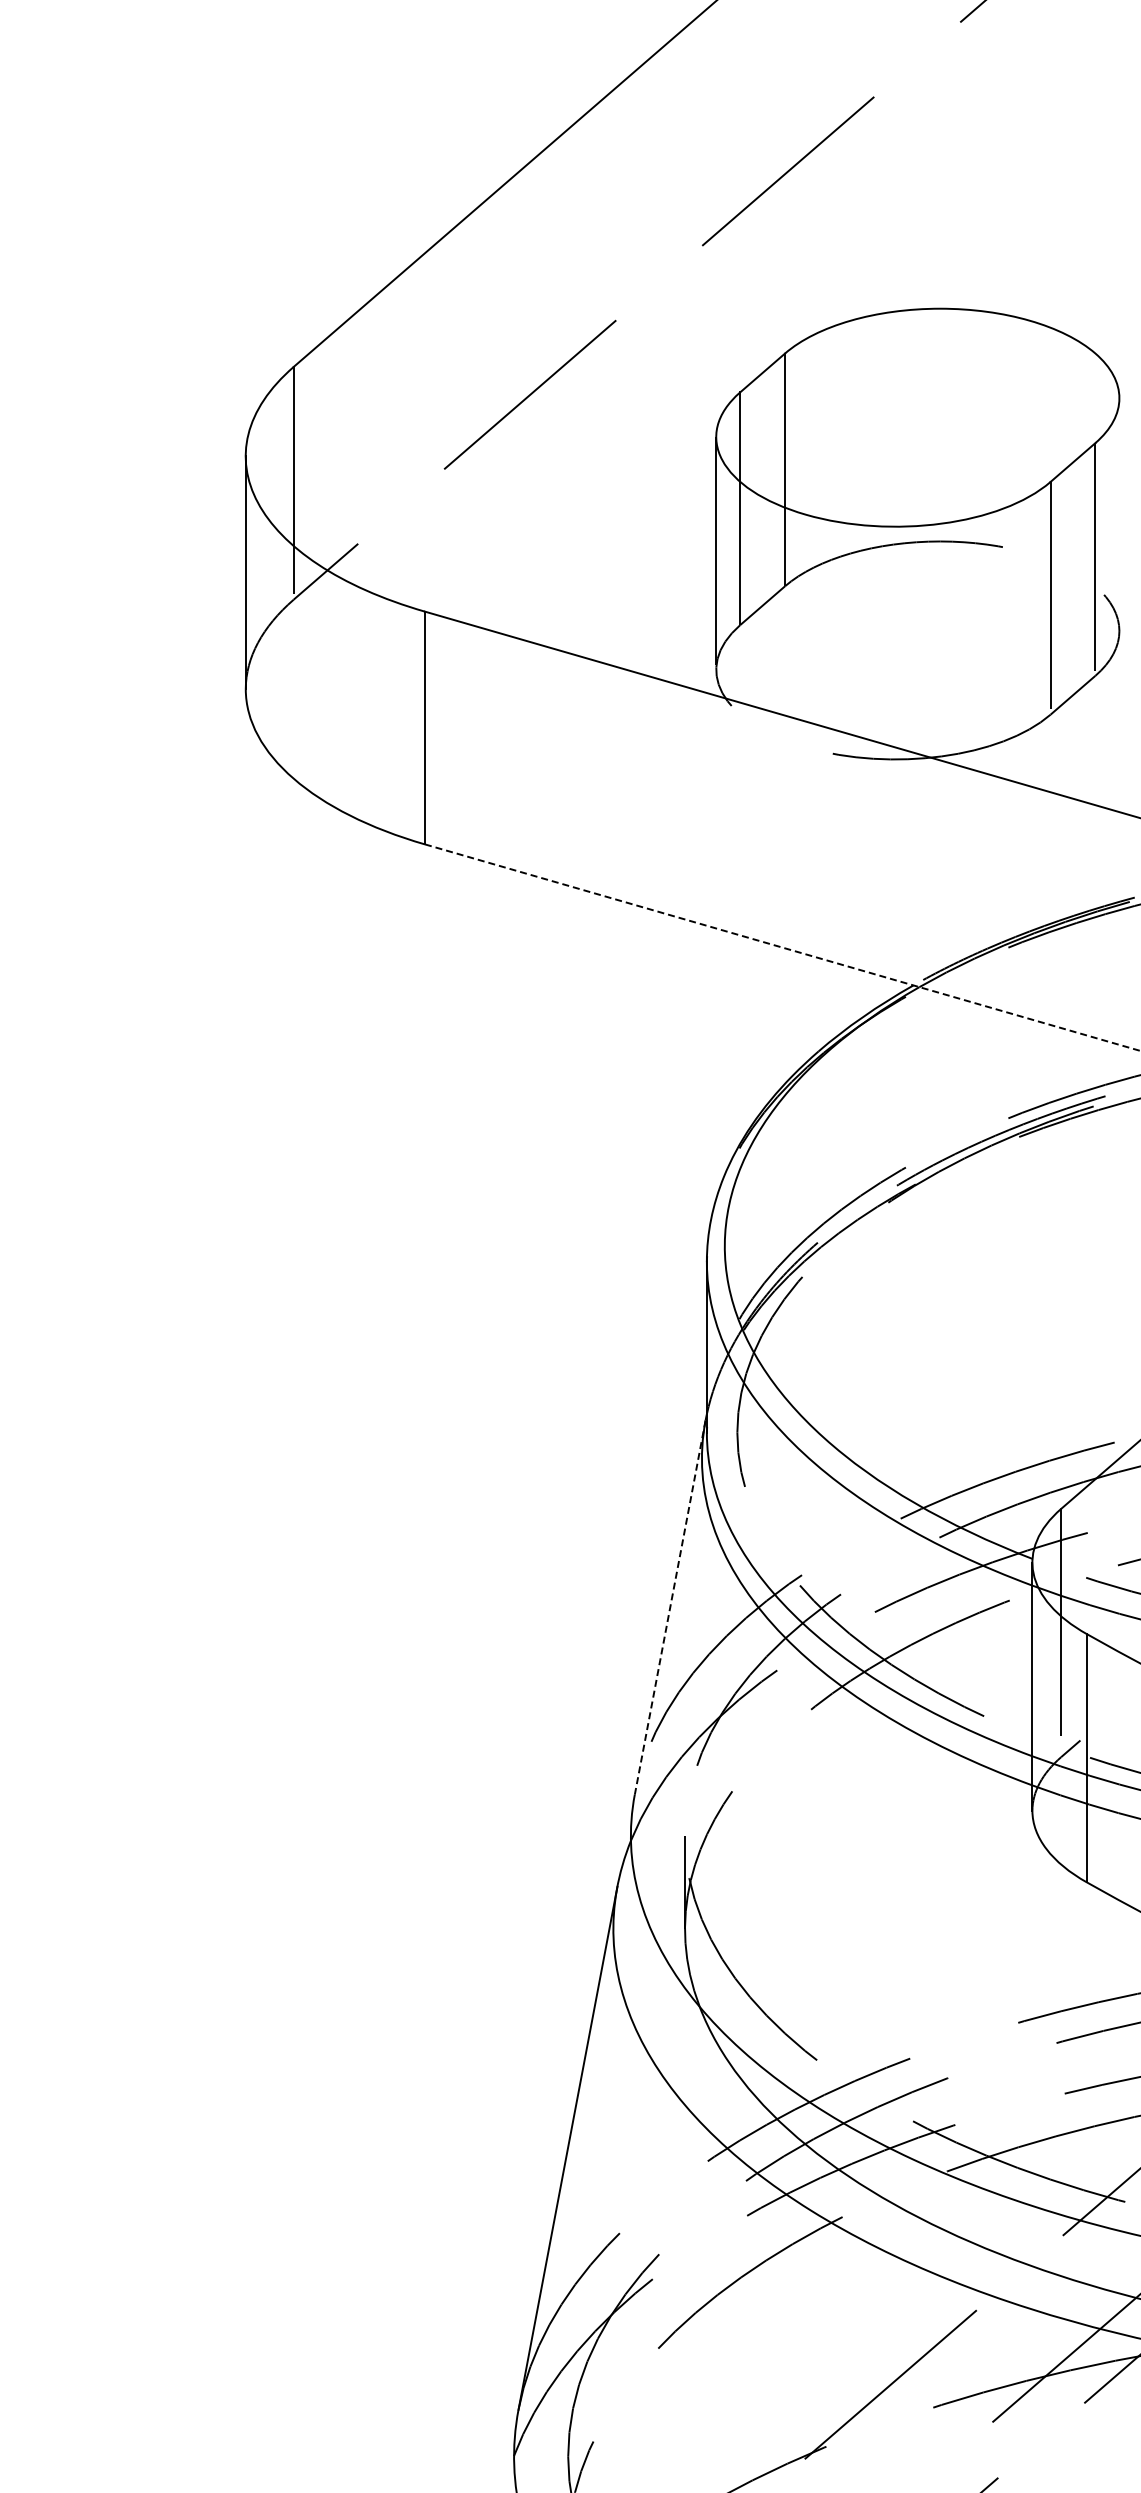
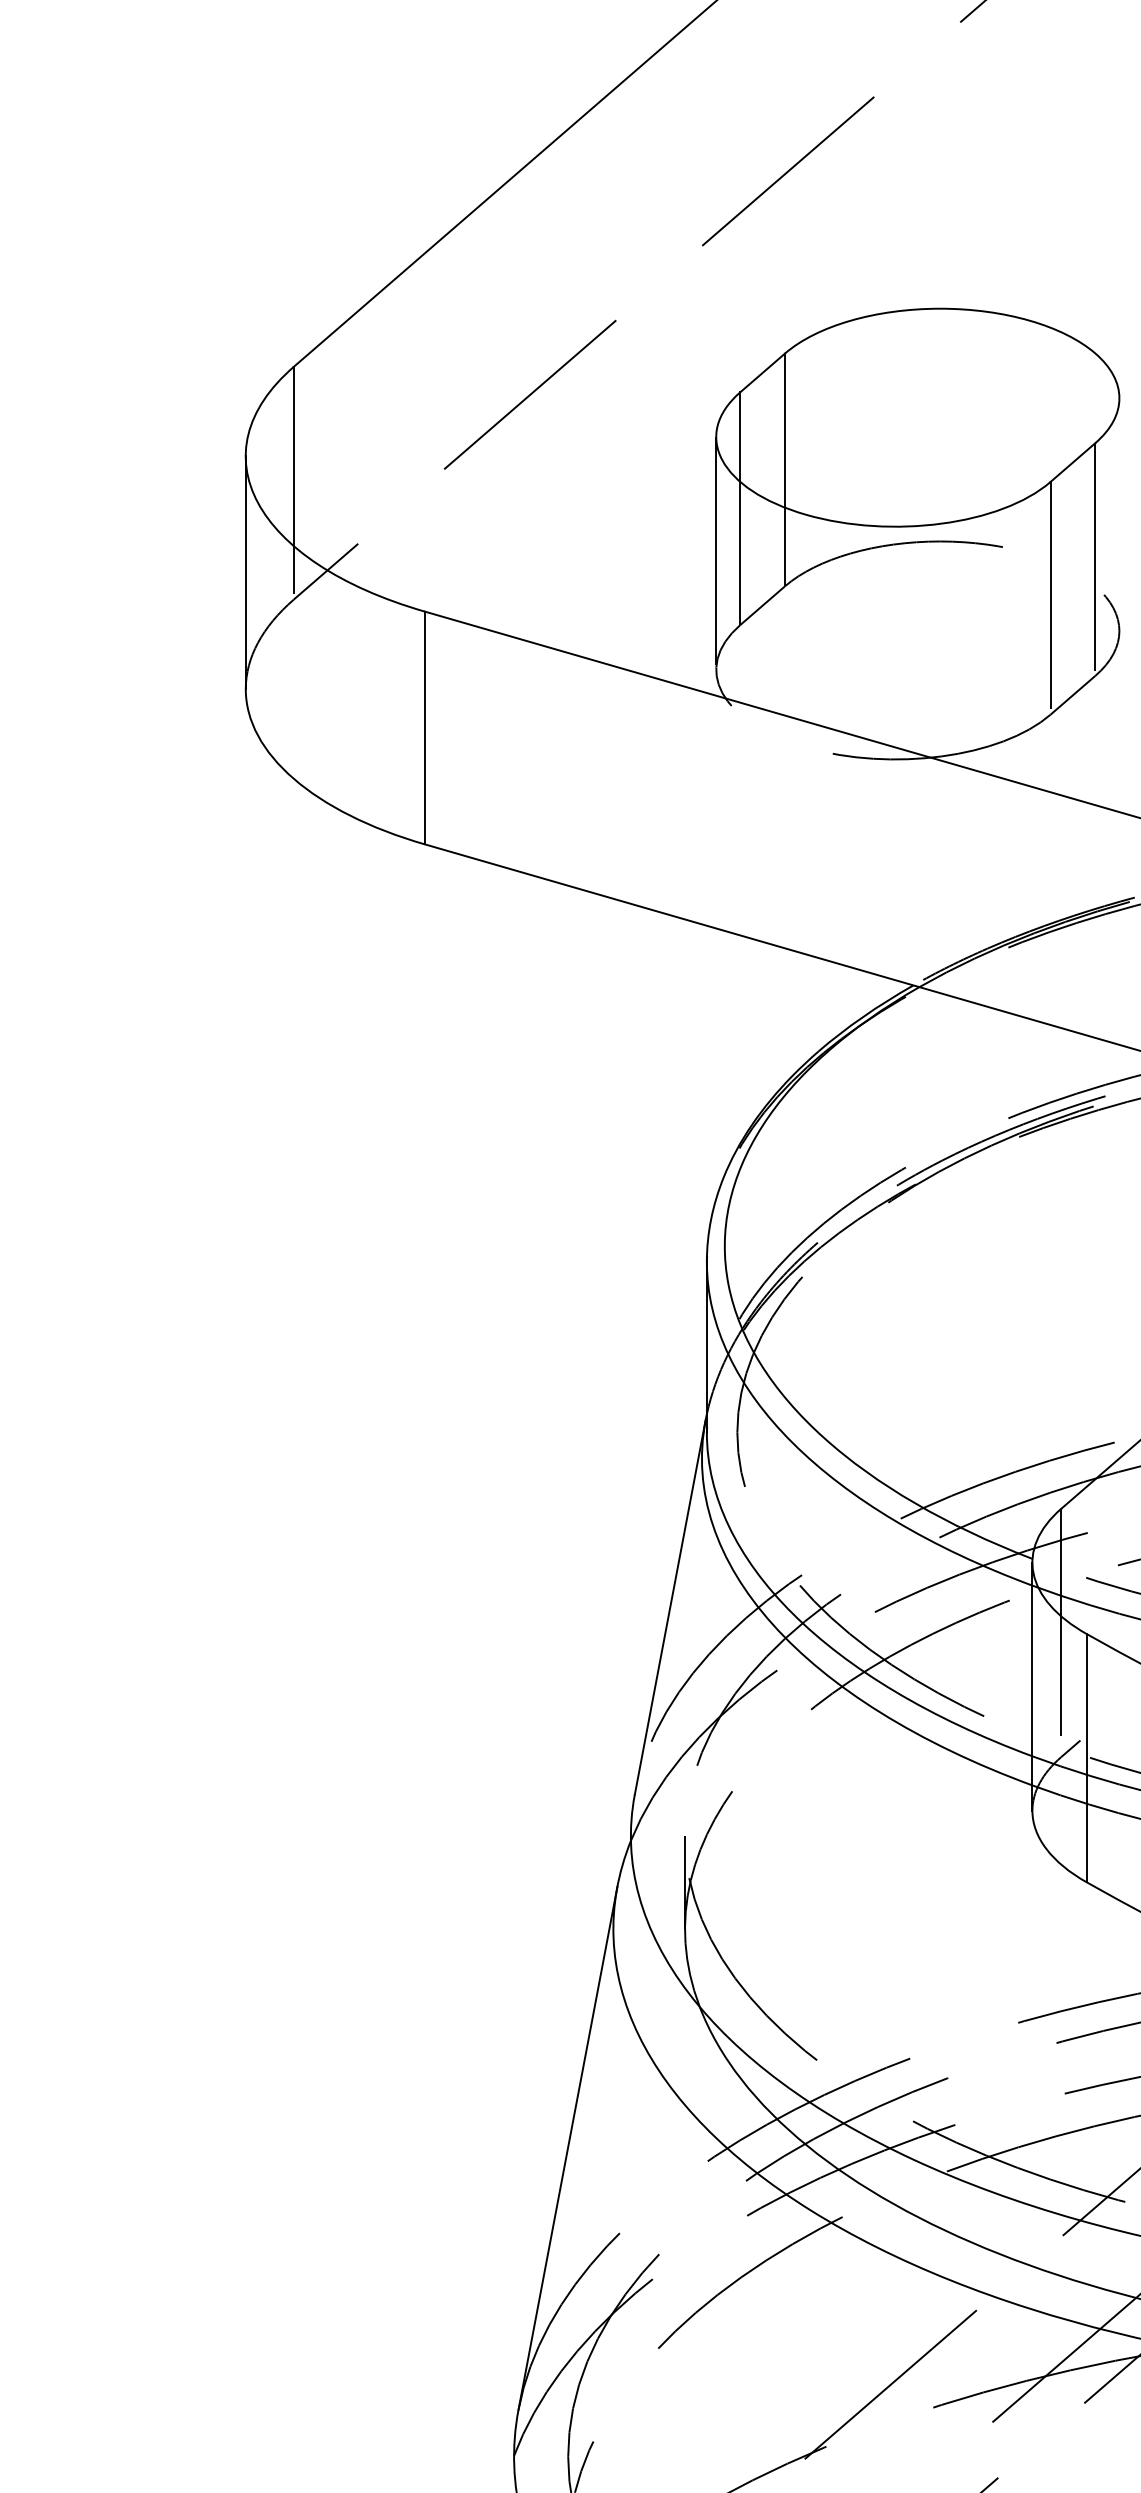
line: dashed -> solid (783, 947)
line: dashed -> solid (670, 1608)
